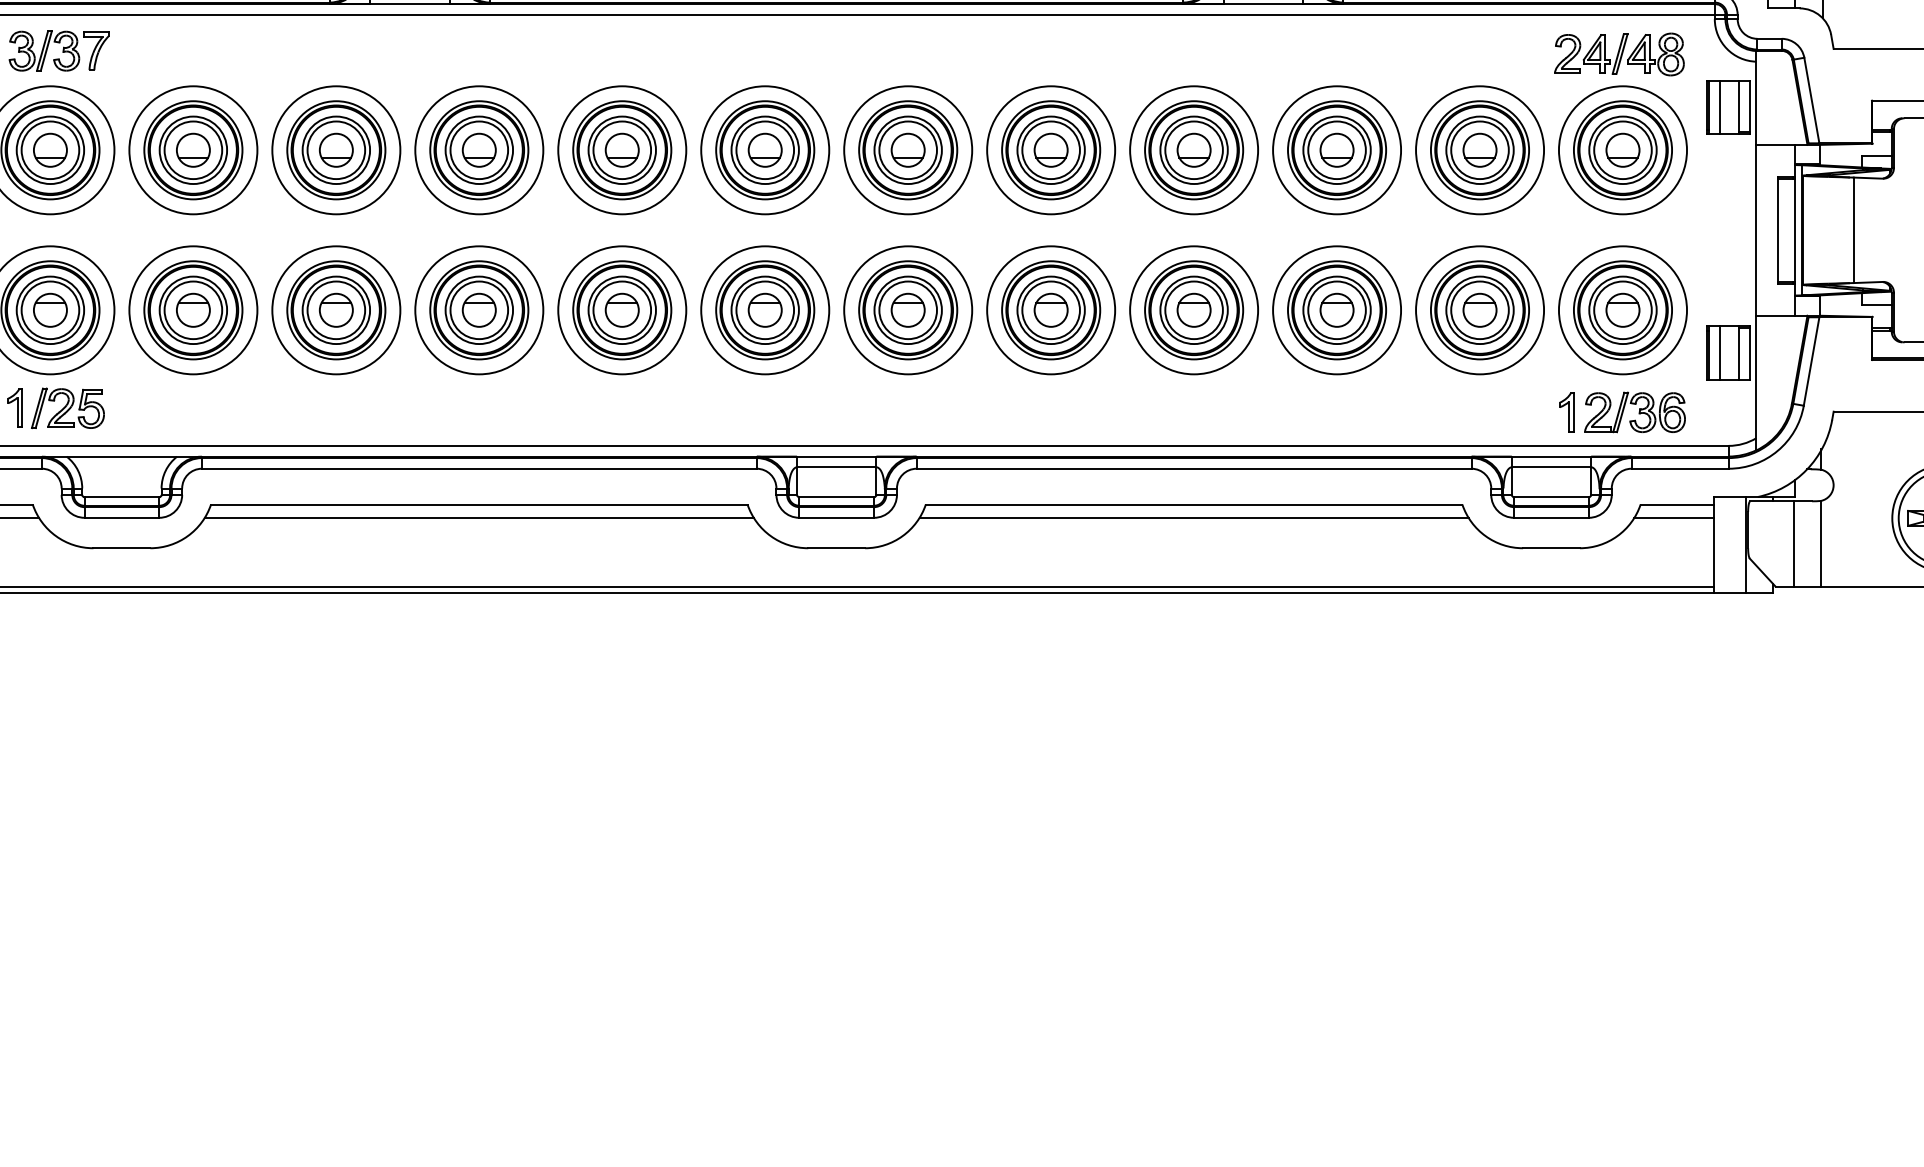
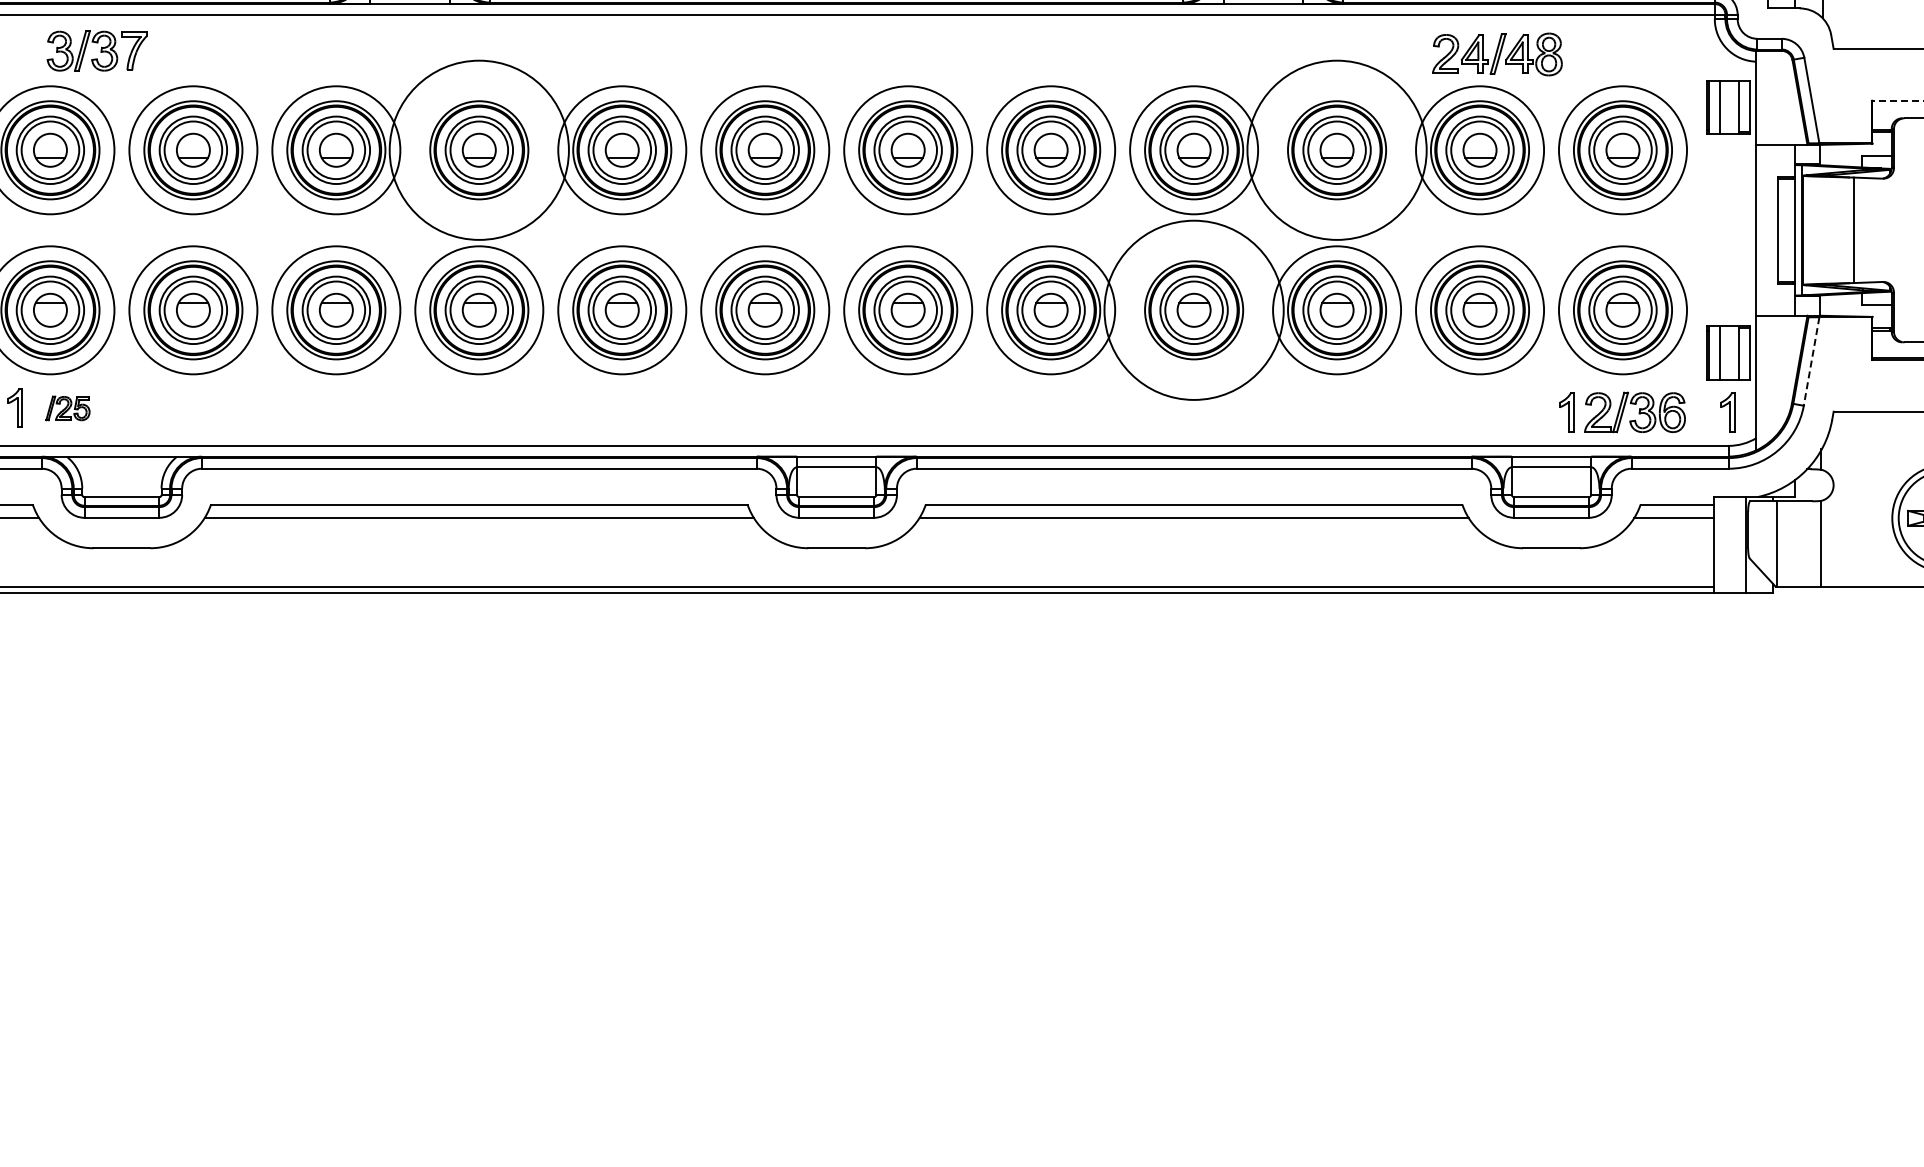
part position: (58, 50) -> (96, 50) (96, 50)
part position: (1619, 54) -> (1497, 54) (1497, 54)
line: solid -> dashed (1897, 100)
circle diameter: 128 px -> 179 px (478, 149)
circle diameter: 128 px -> 179 px (1336, 149)
circle diameter: 128 px -> 179 px (1193, 309)
line: solid -> dashed (1811, 361)
part size: 74x43 px -> 46x27 px (67, 408)
part: none -> present (1727, 412)
line position: (1793, 543) -> (1776, 543) (1776, 543)
